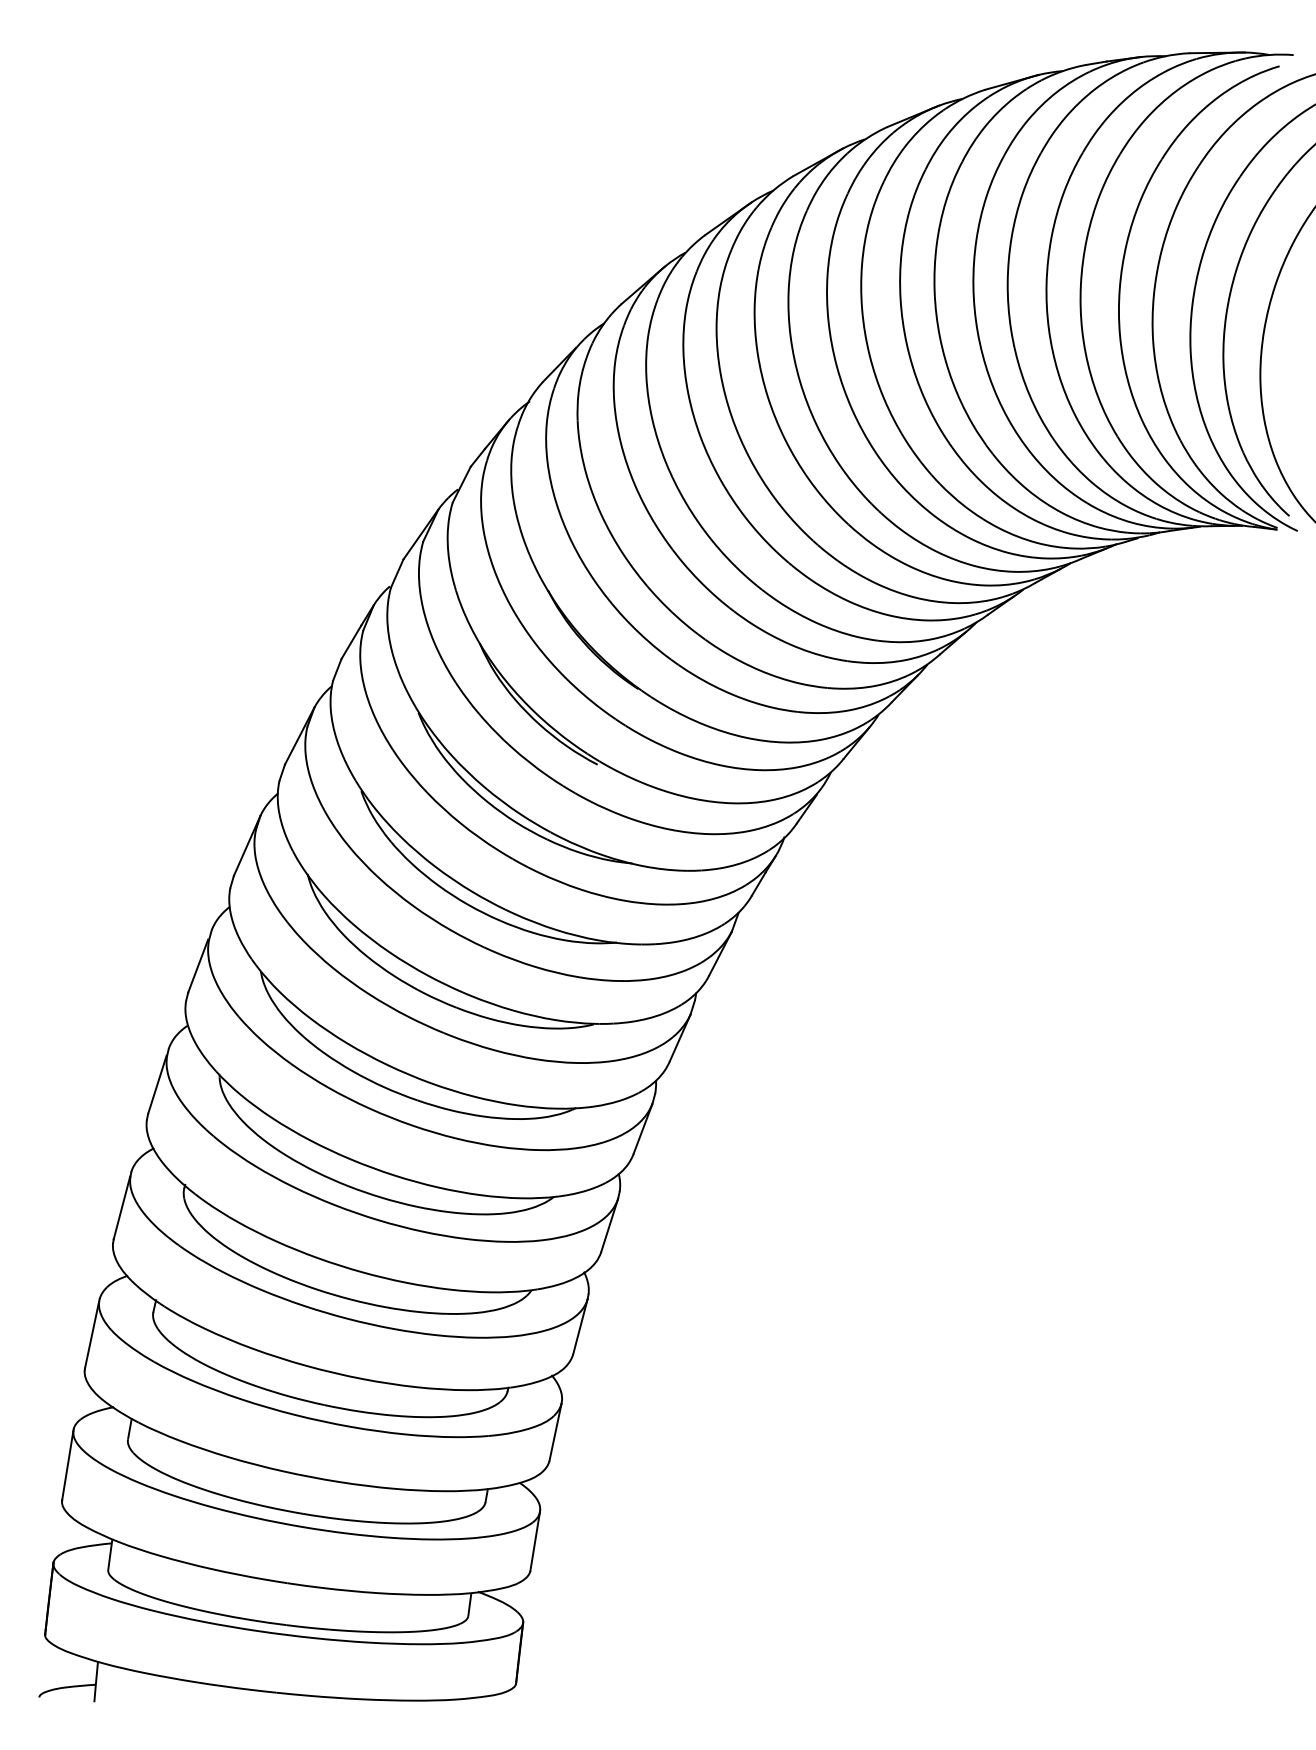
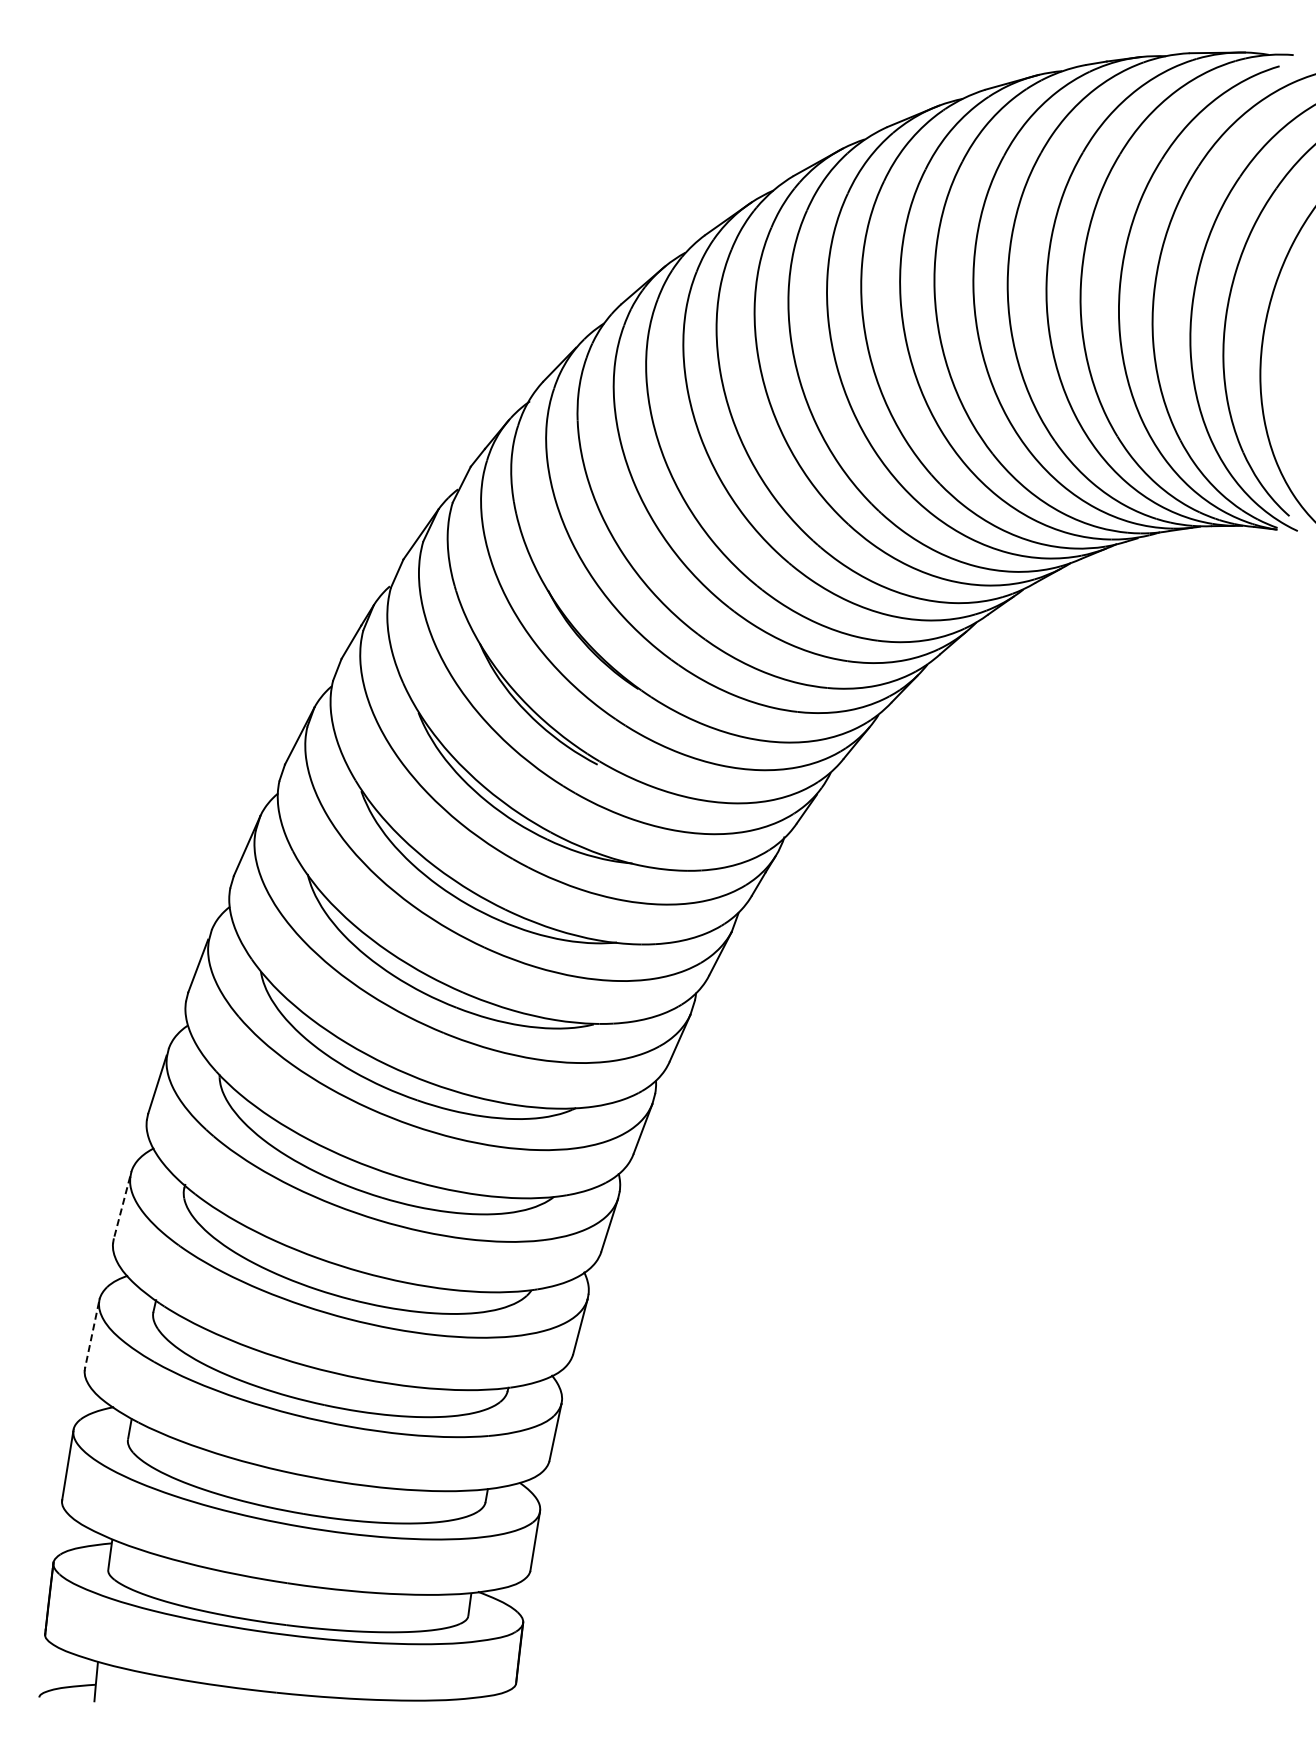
line: solid -> dashed (121, 1208)
line: solid -> dashed (92, 1335)
